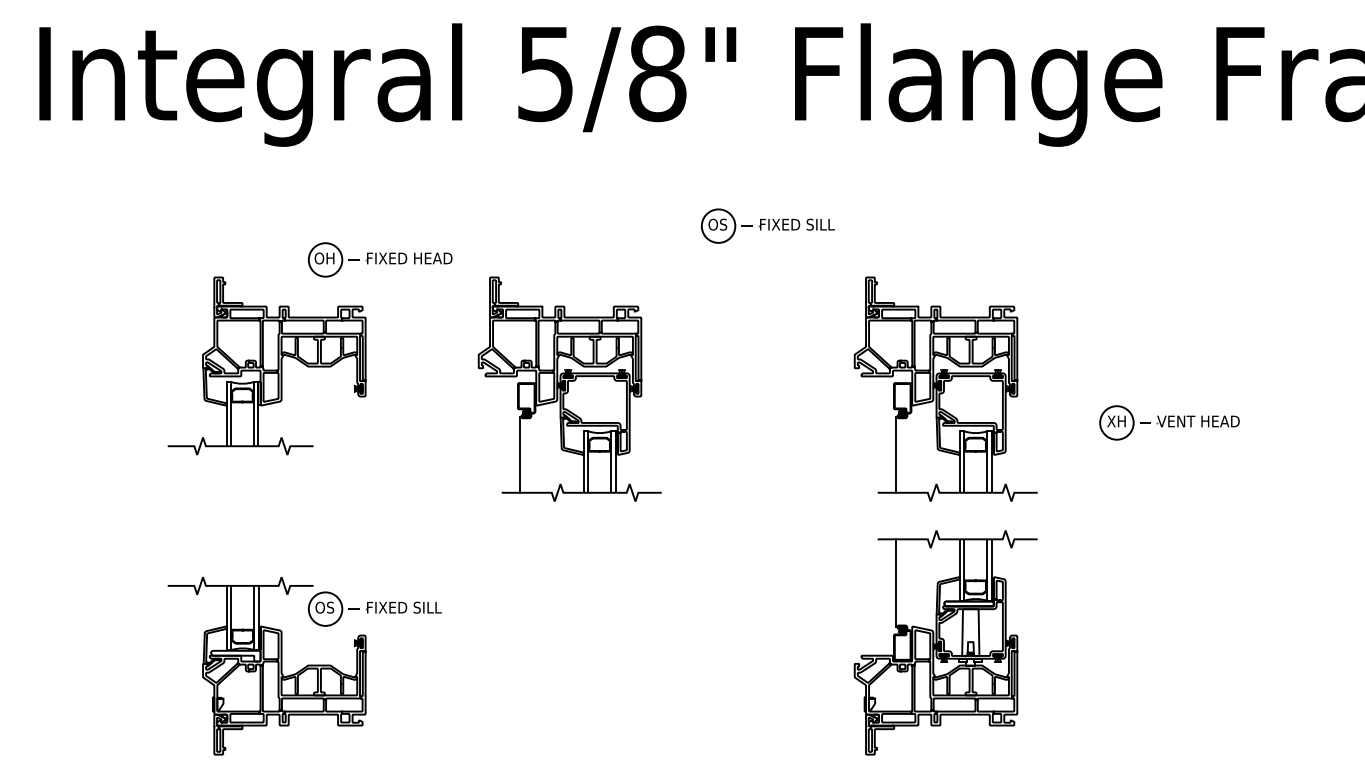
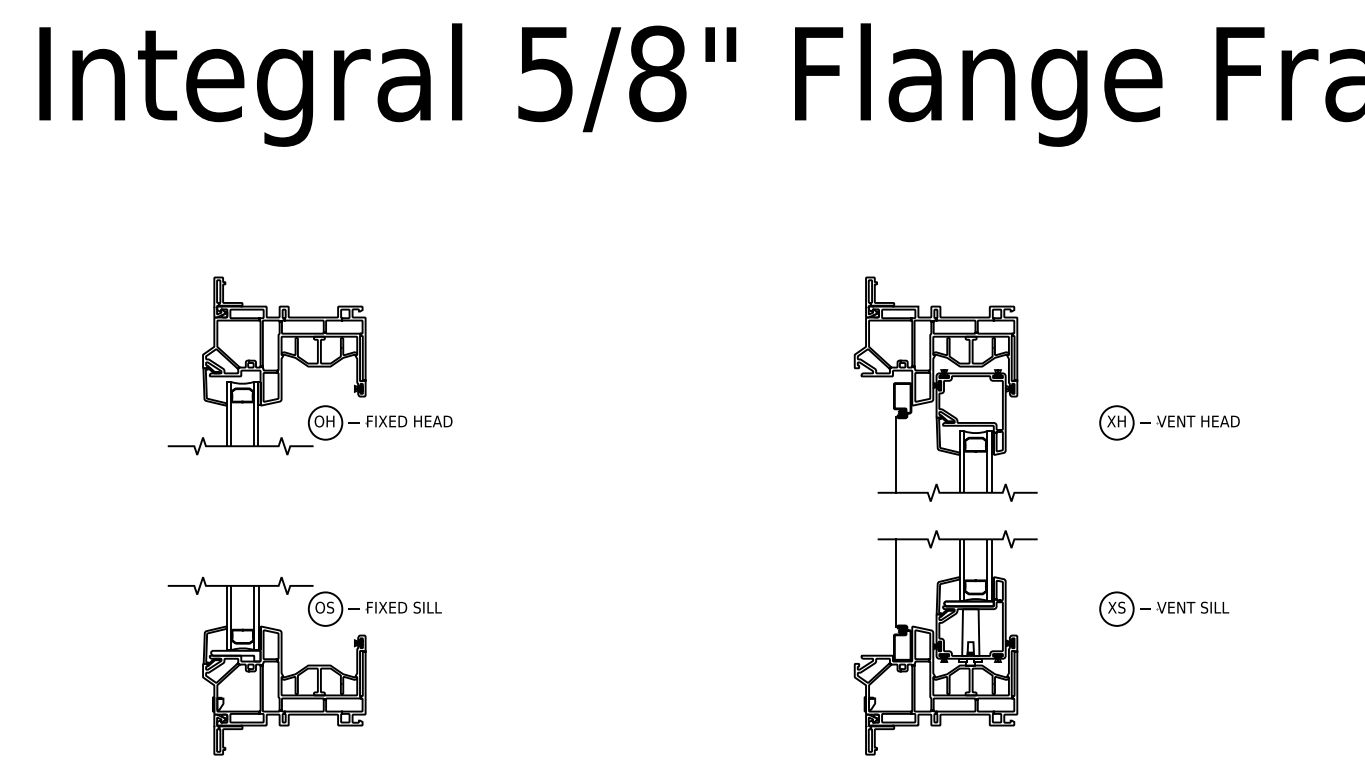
part: present -> none (767, 225)
part position: (379, 259) -> (379, 422) (379, 422)
part: present -> none (569, 388)
part: none -> present (1164, 608)
